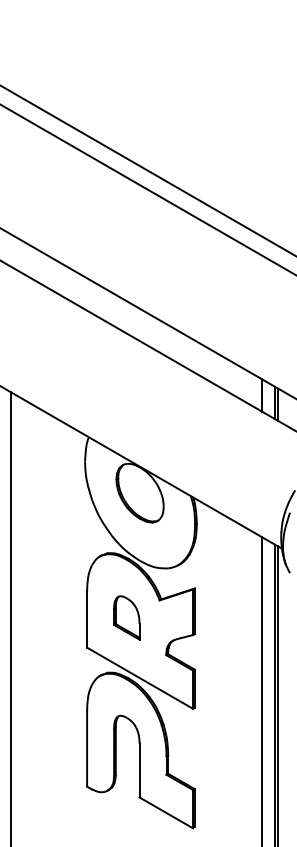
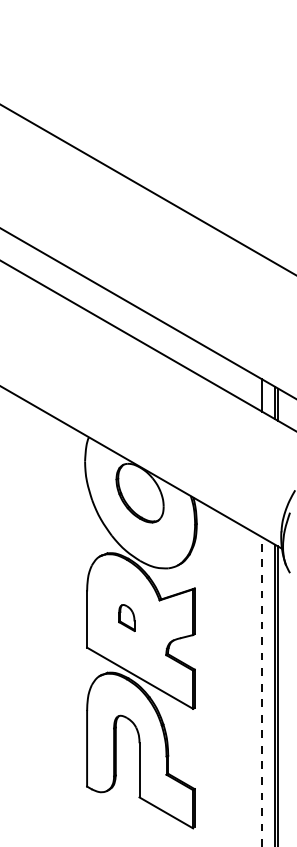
line: present -> none (147, 170)
line: present -> none (11, 617)
part size: 28x46 px -> 18x28 px (126, 617)
line: solid -> dashed (262, 691)
